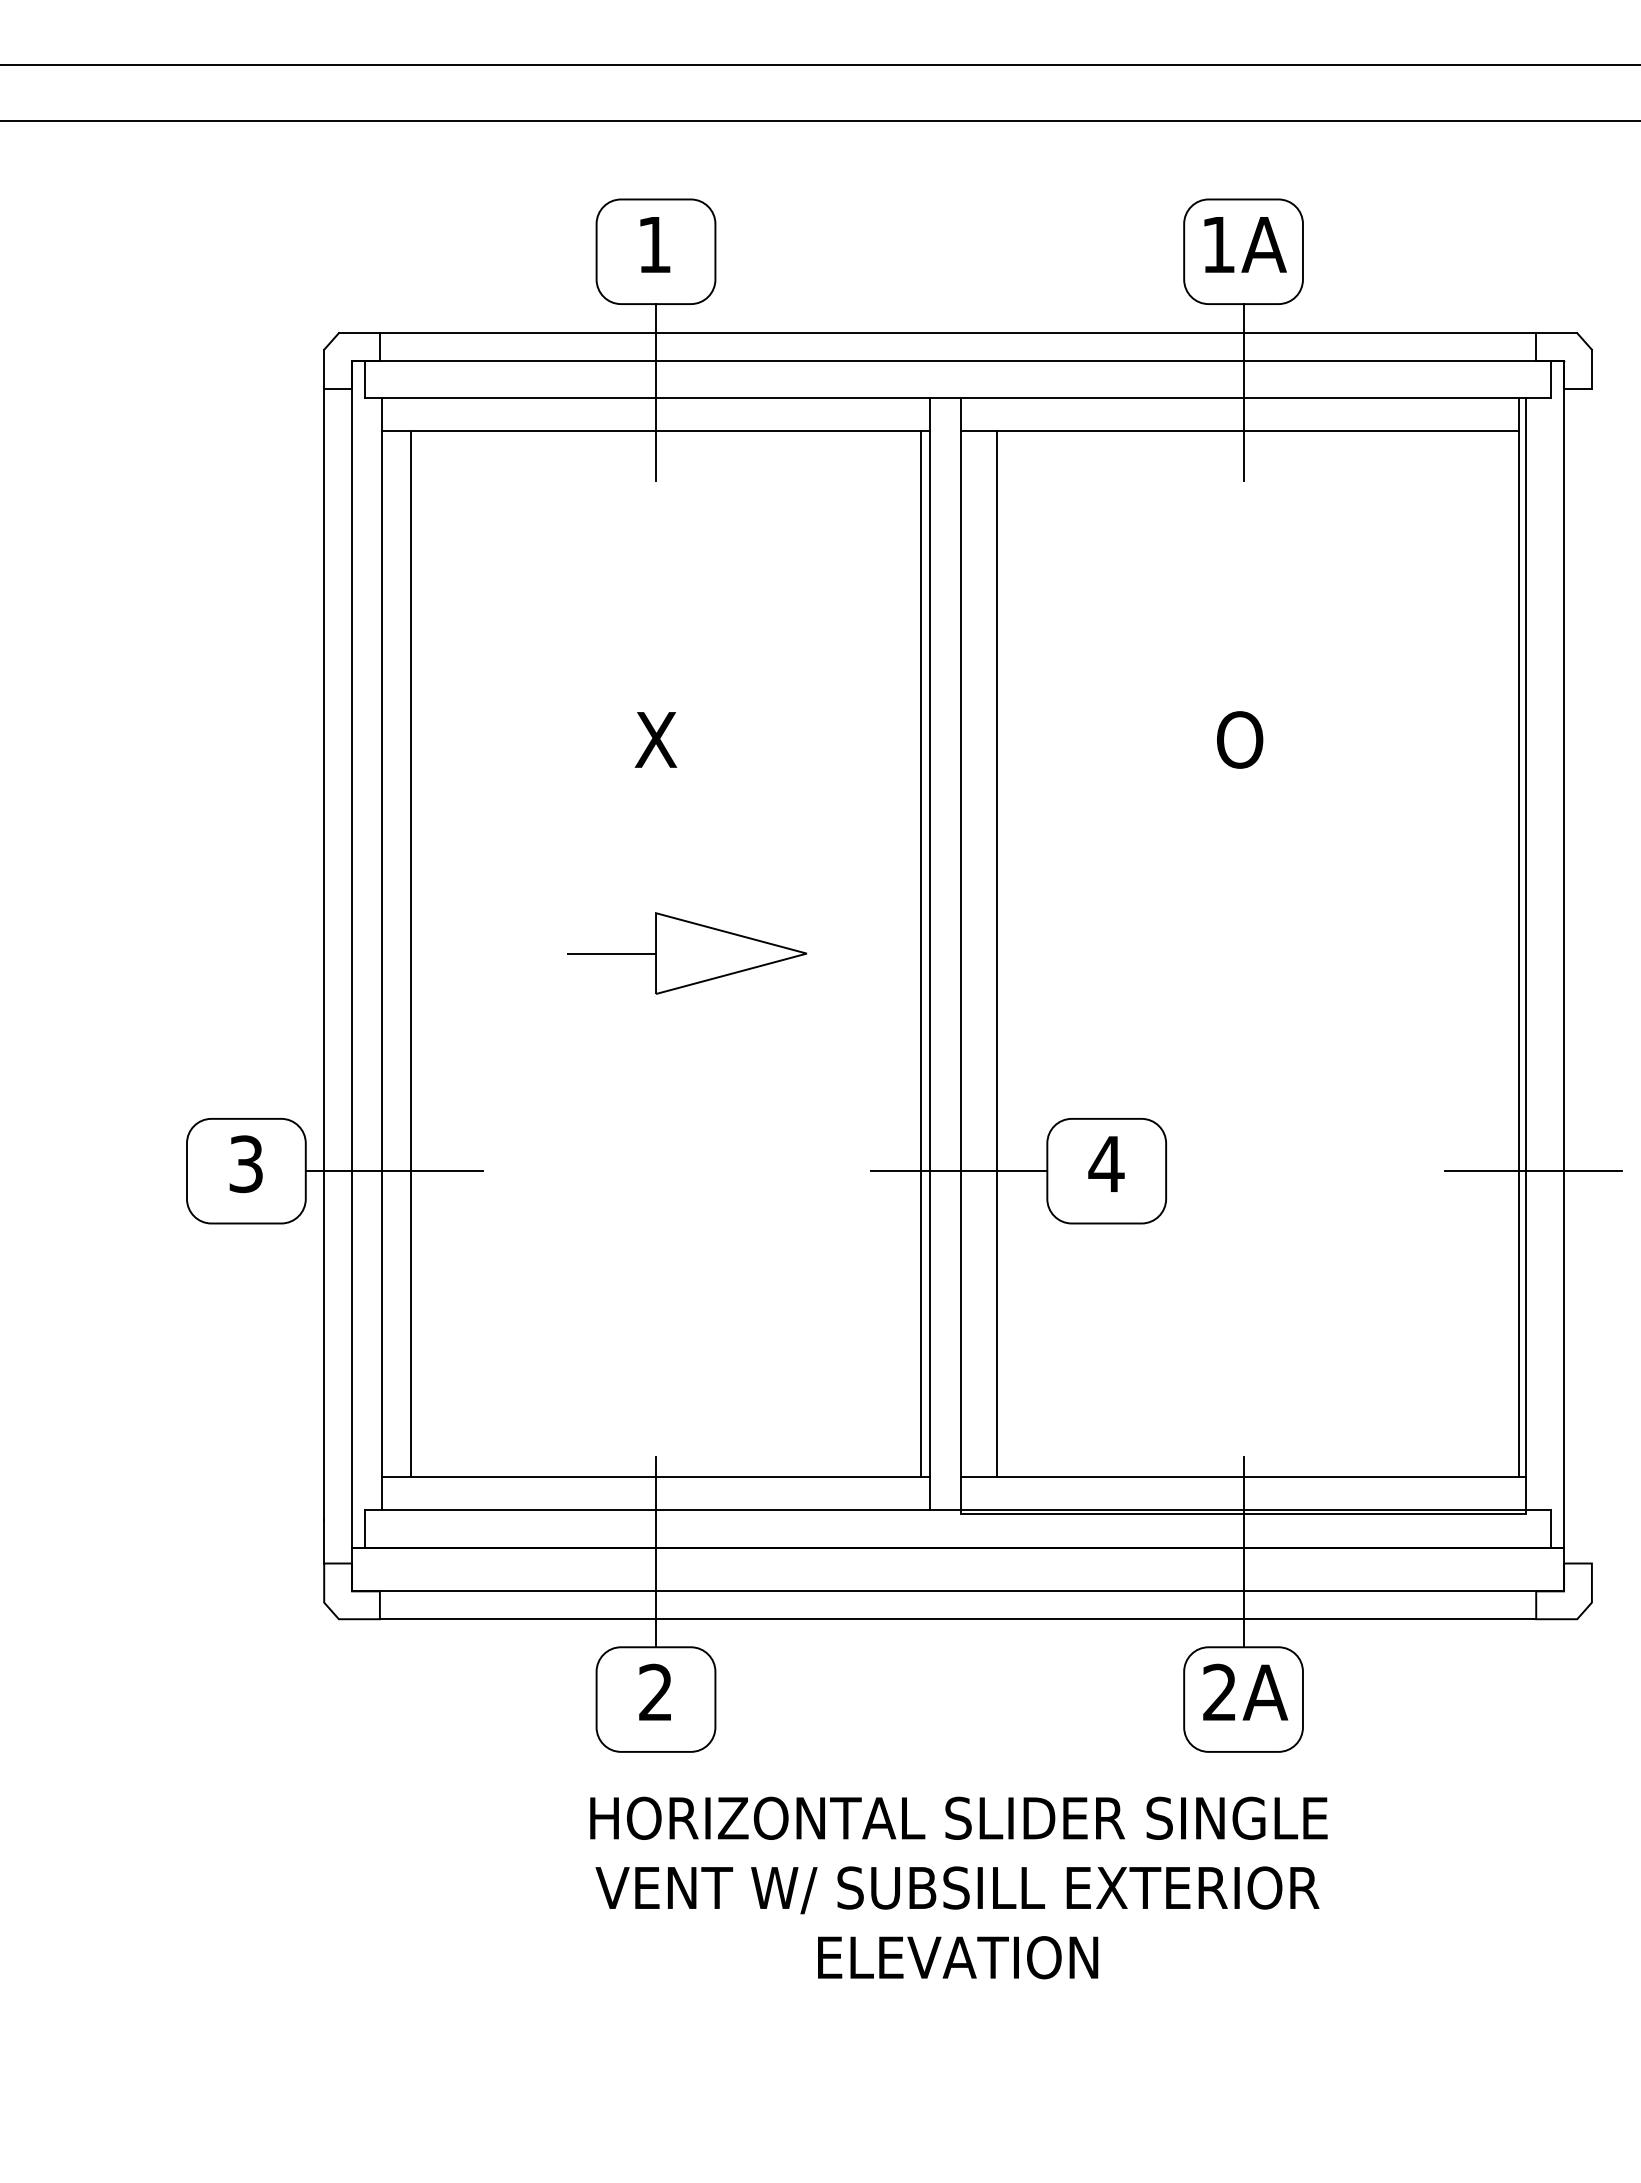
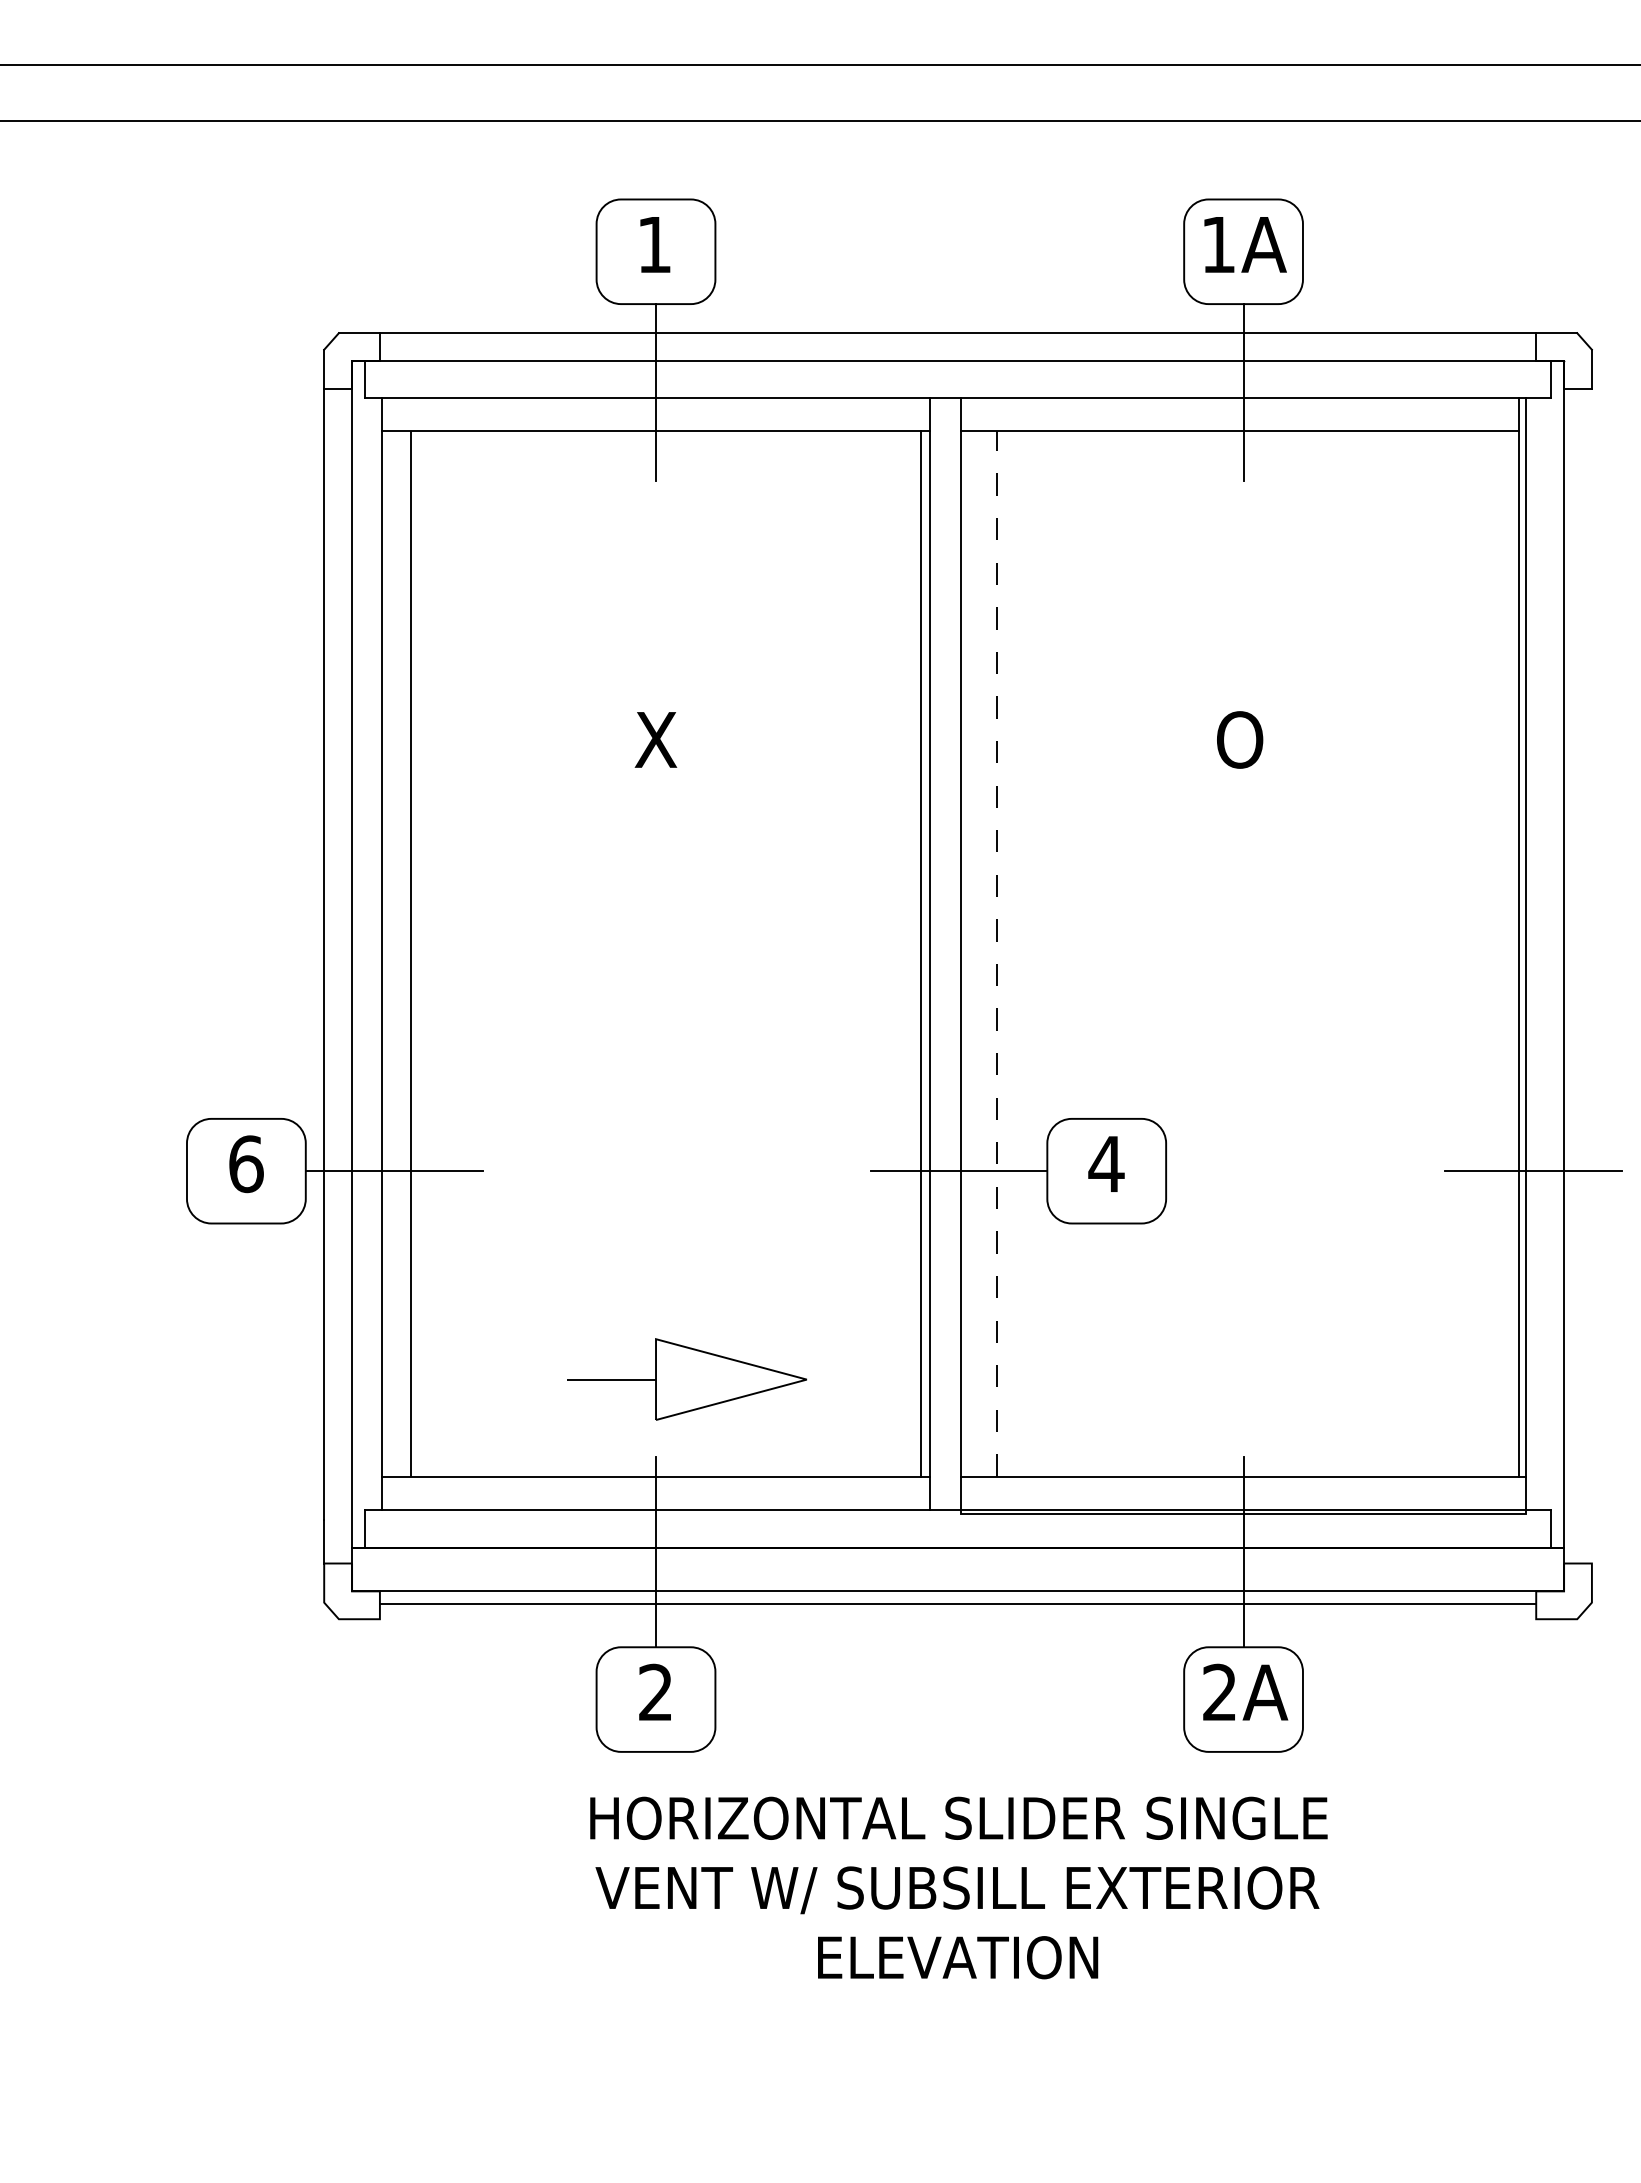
part position: (687, 953) -> (687, 1379) (687, 1379)
line: solid -> dashed (996, 953)
text: 3 -> 6 (246, 1164)
line position: (957, 1619) -> (957, 1604) (957, 1604)
